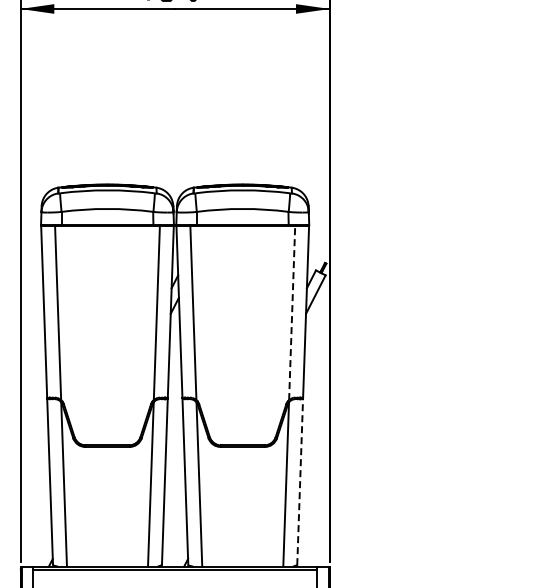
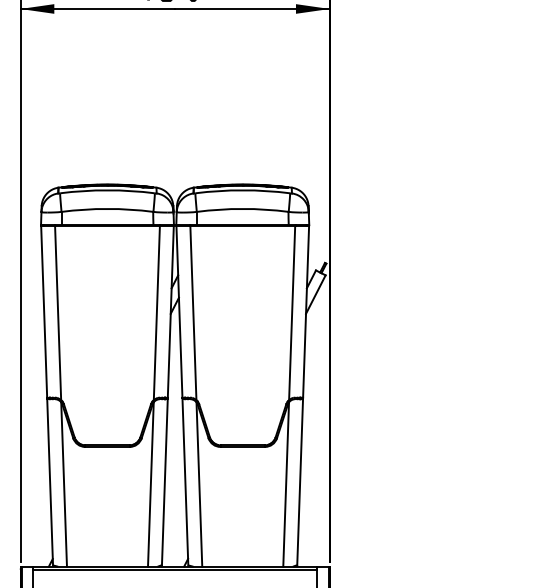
line: dashed -> solid (292, 312)
line: dashed -> solid (300, 481)
